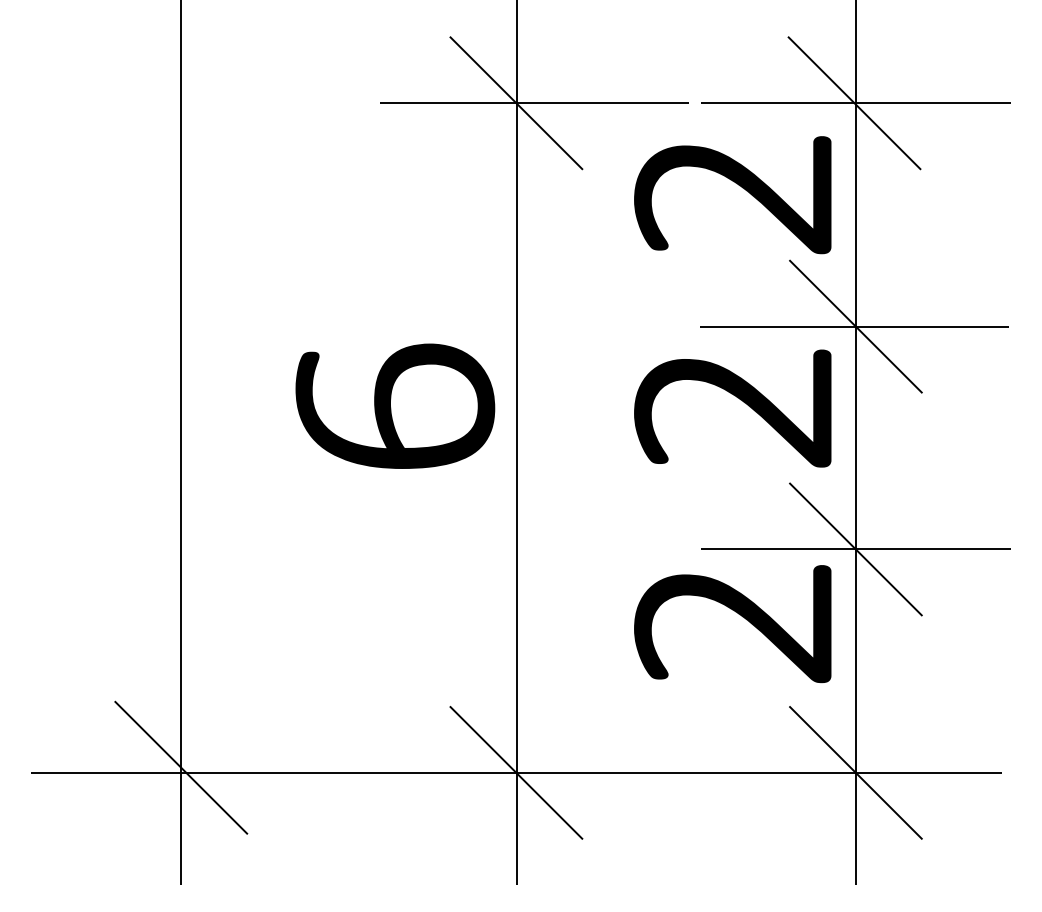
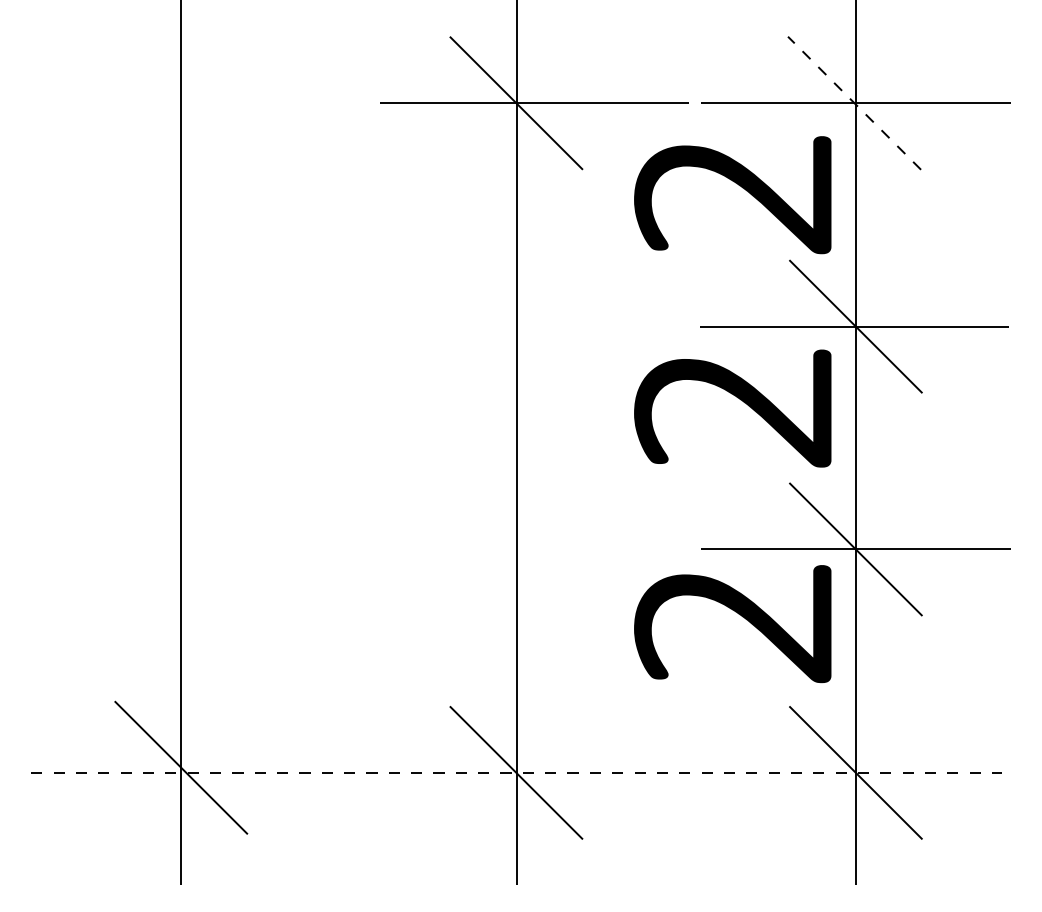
line: solid -> dashed (854, 102)
part: present -> none (395, 405)
line: solid -> dashed (516, 772)
